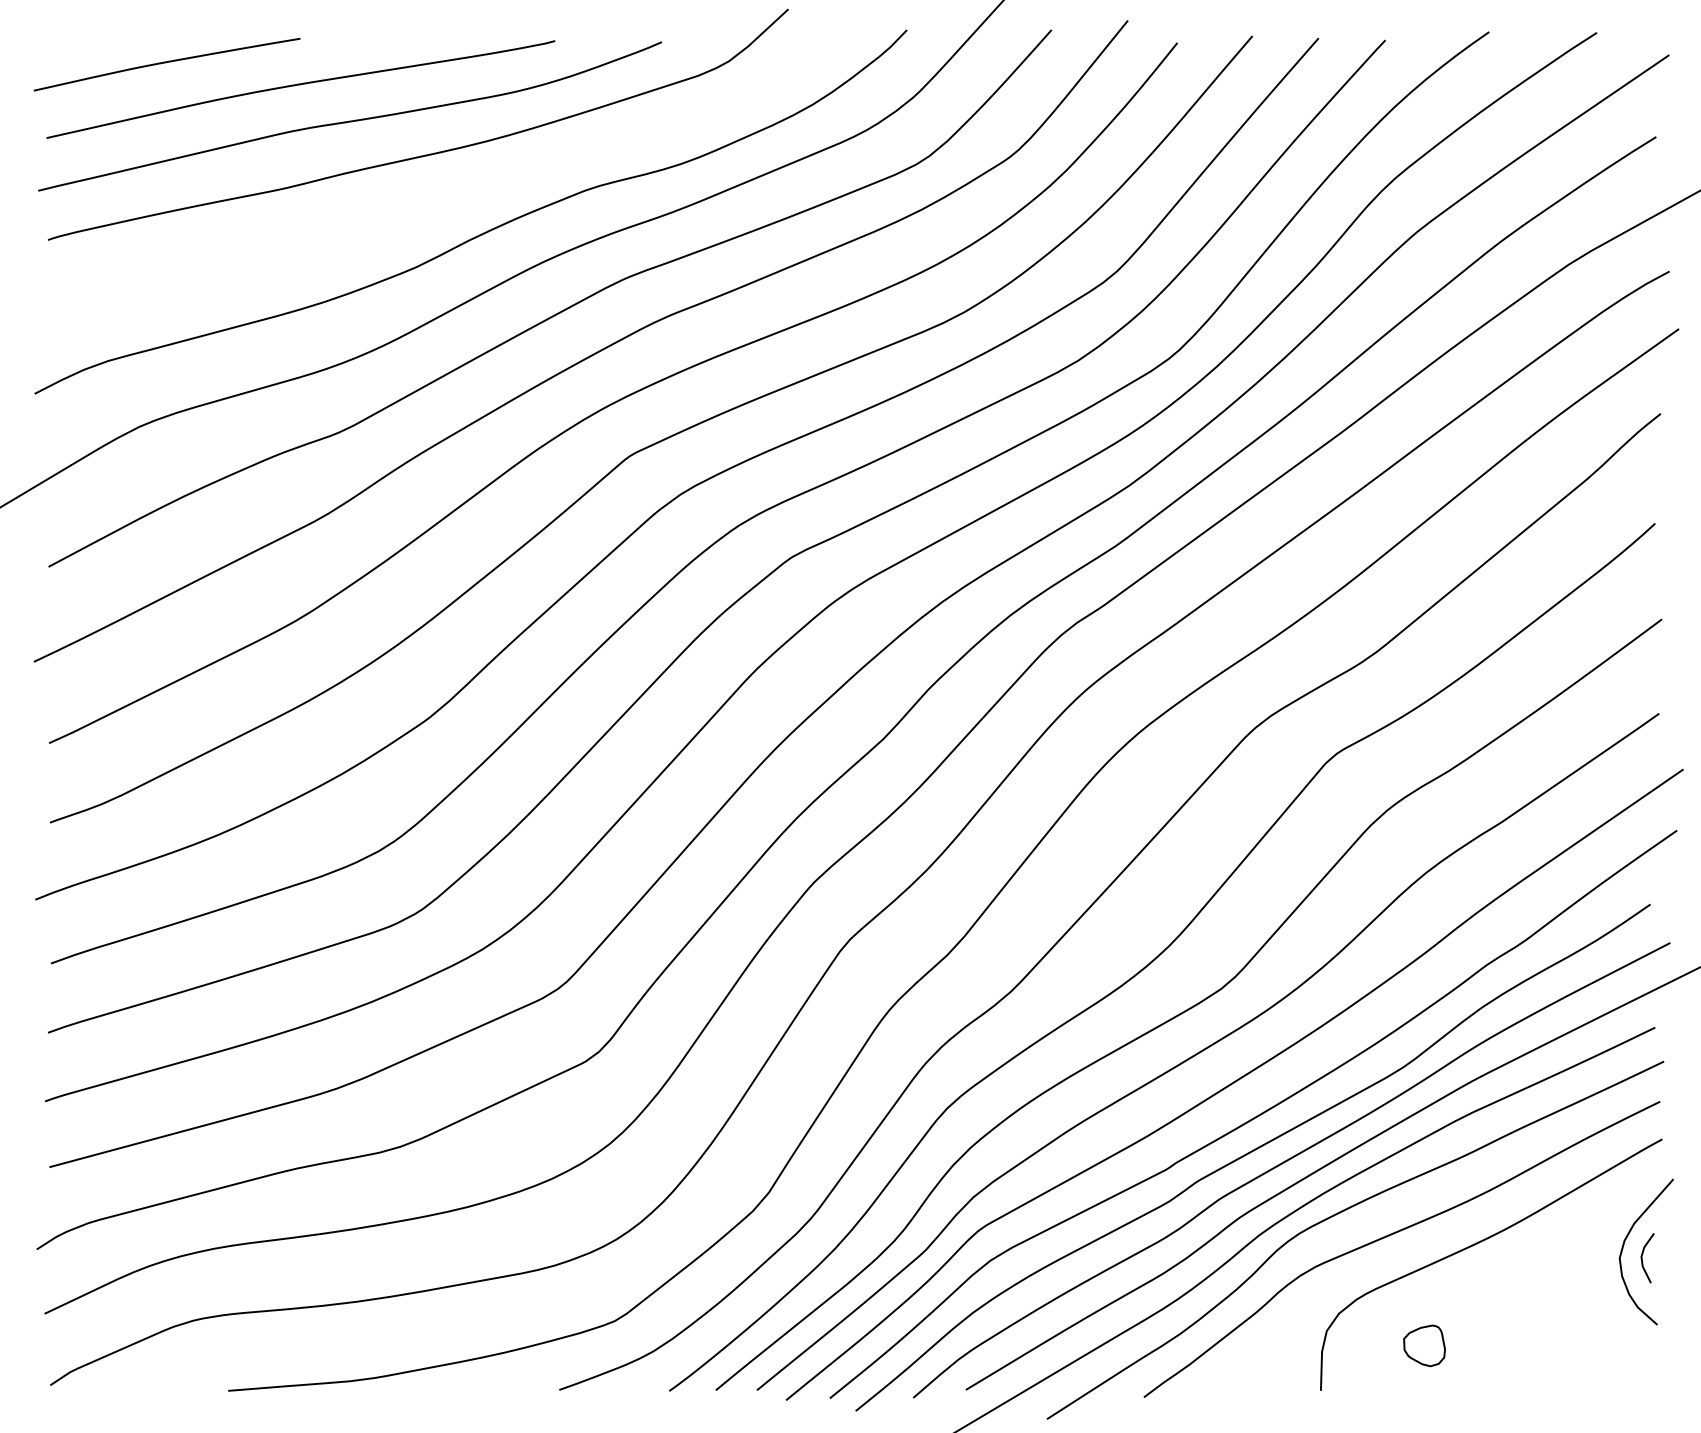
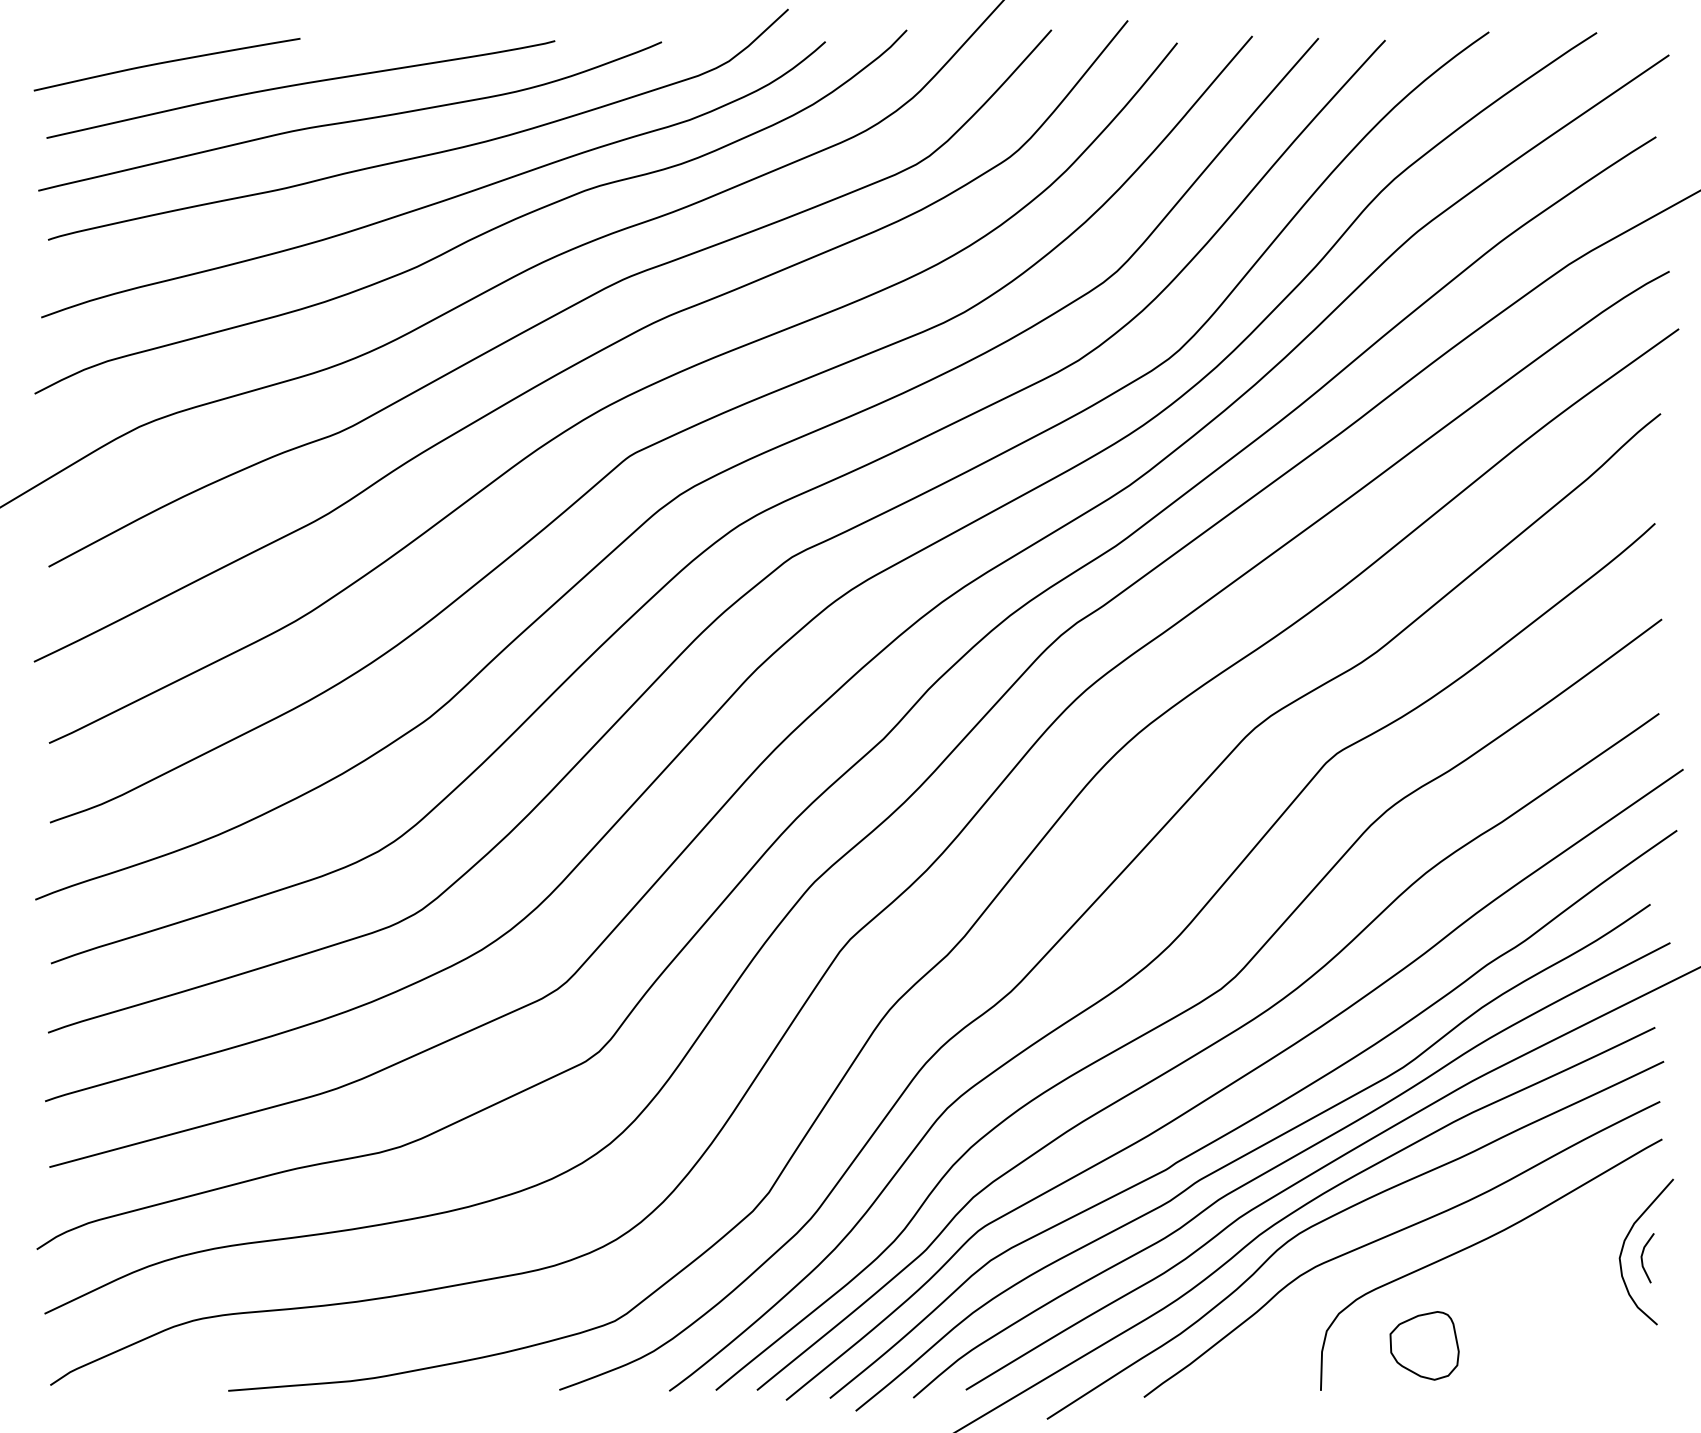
curve: none -> present (441, 200)
part size: 43x44 px -> 71x70 px (1424, 1345)
